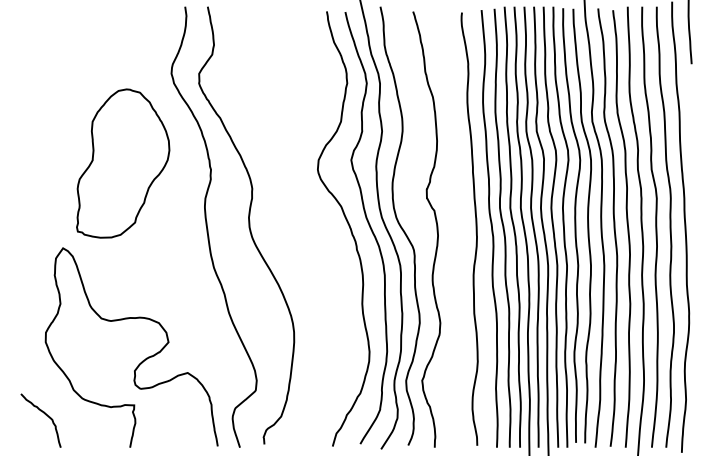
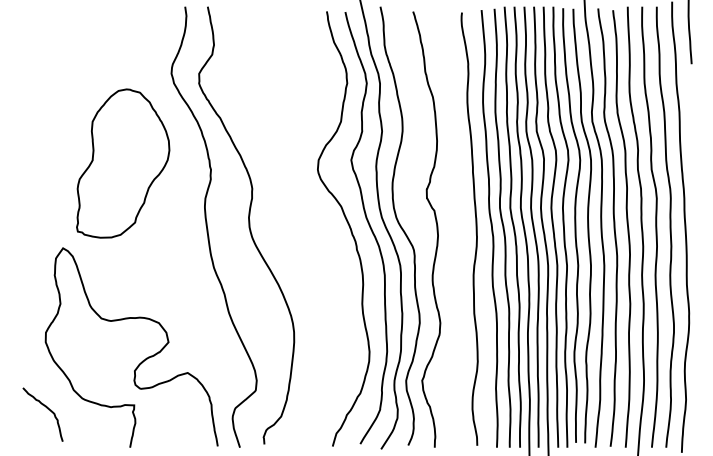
curve position: (45, 415) -> (47, 409) (47, 409)
